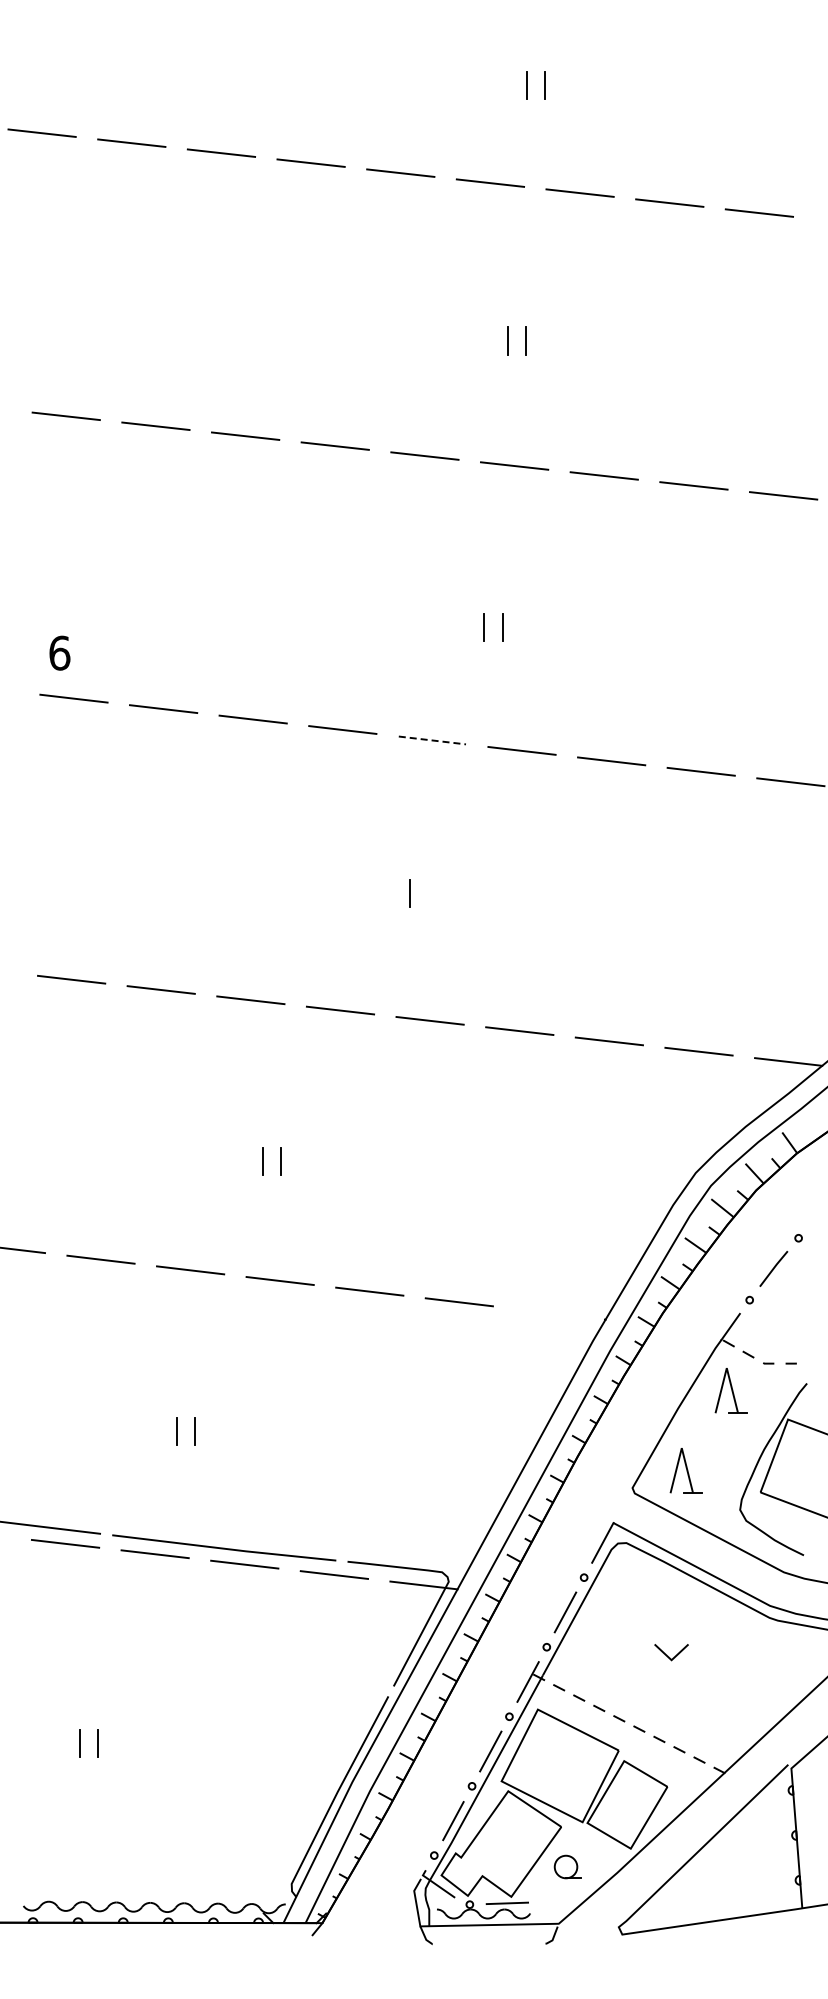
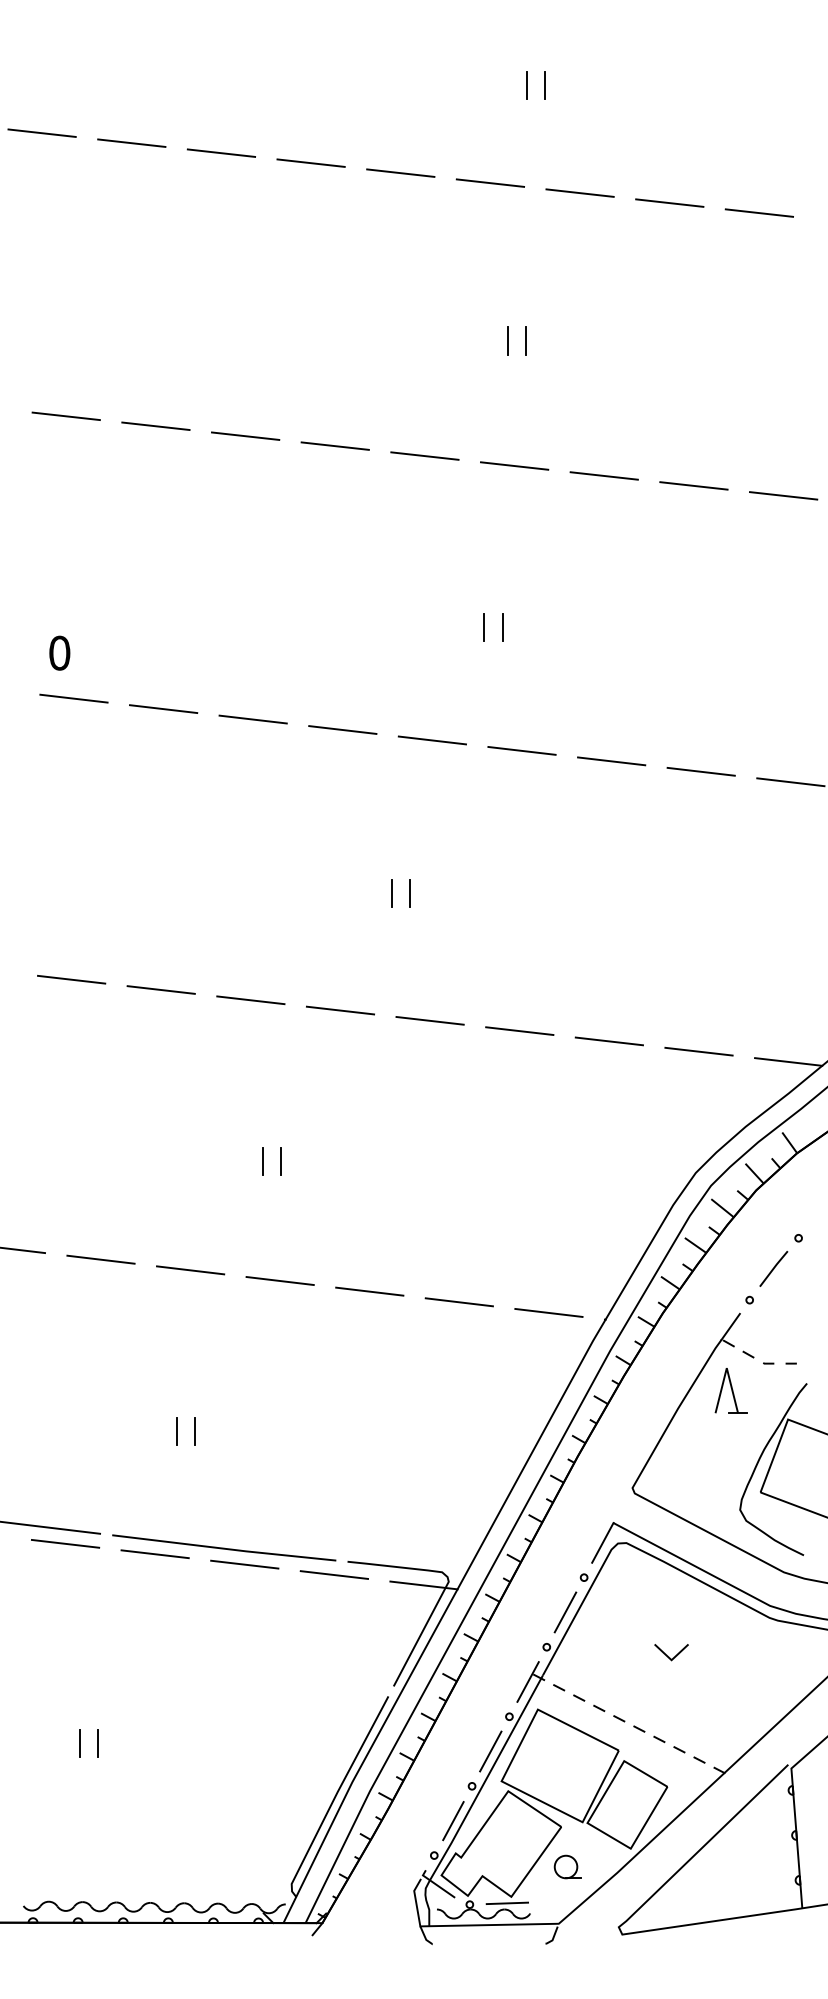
text: 6 -> 0 (59, 652)
line: dashed -> solid (432, 740)
line: none -> present (391, 893)
line: none -> present (548, 1312)
part: present -> none (685, 1470)
